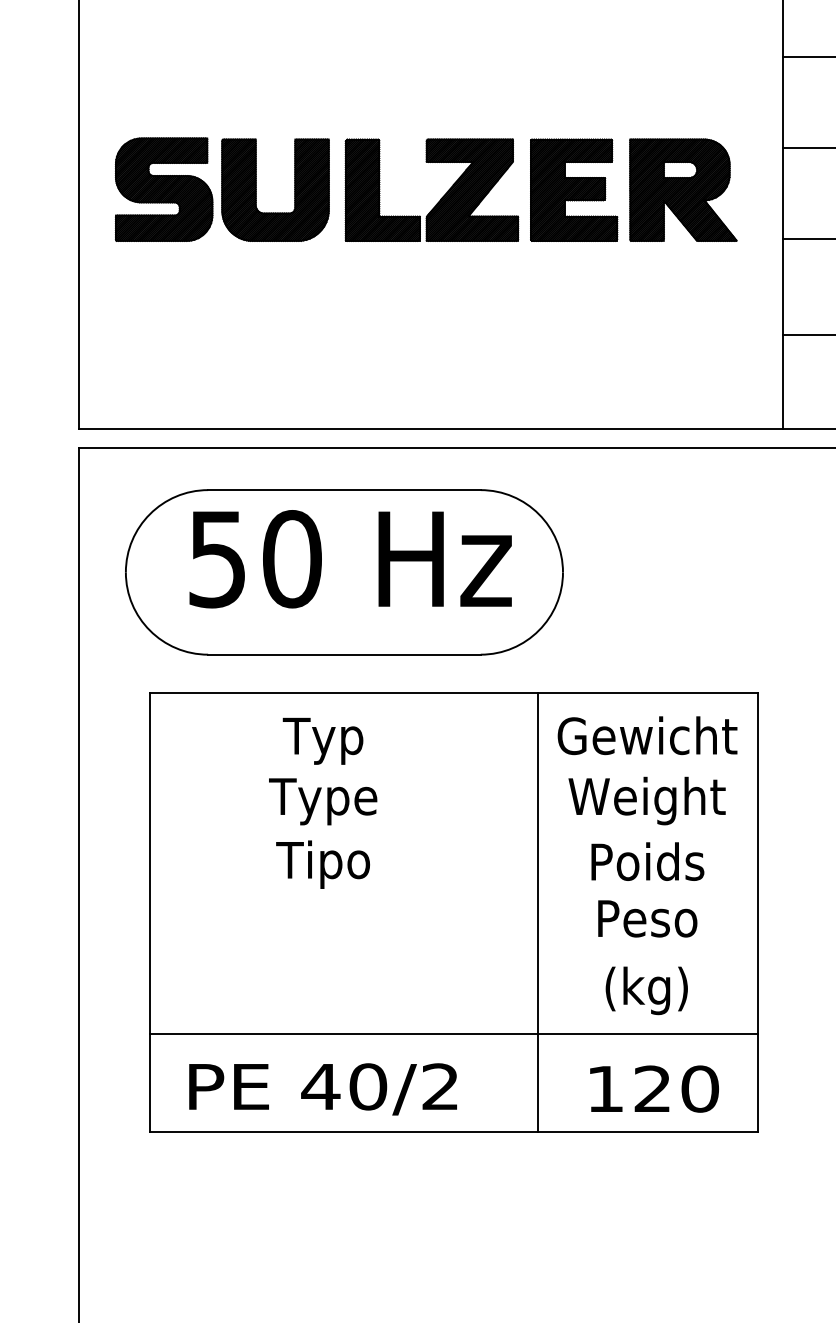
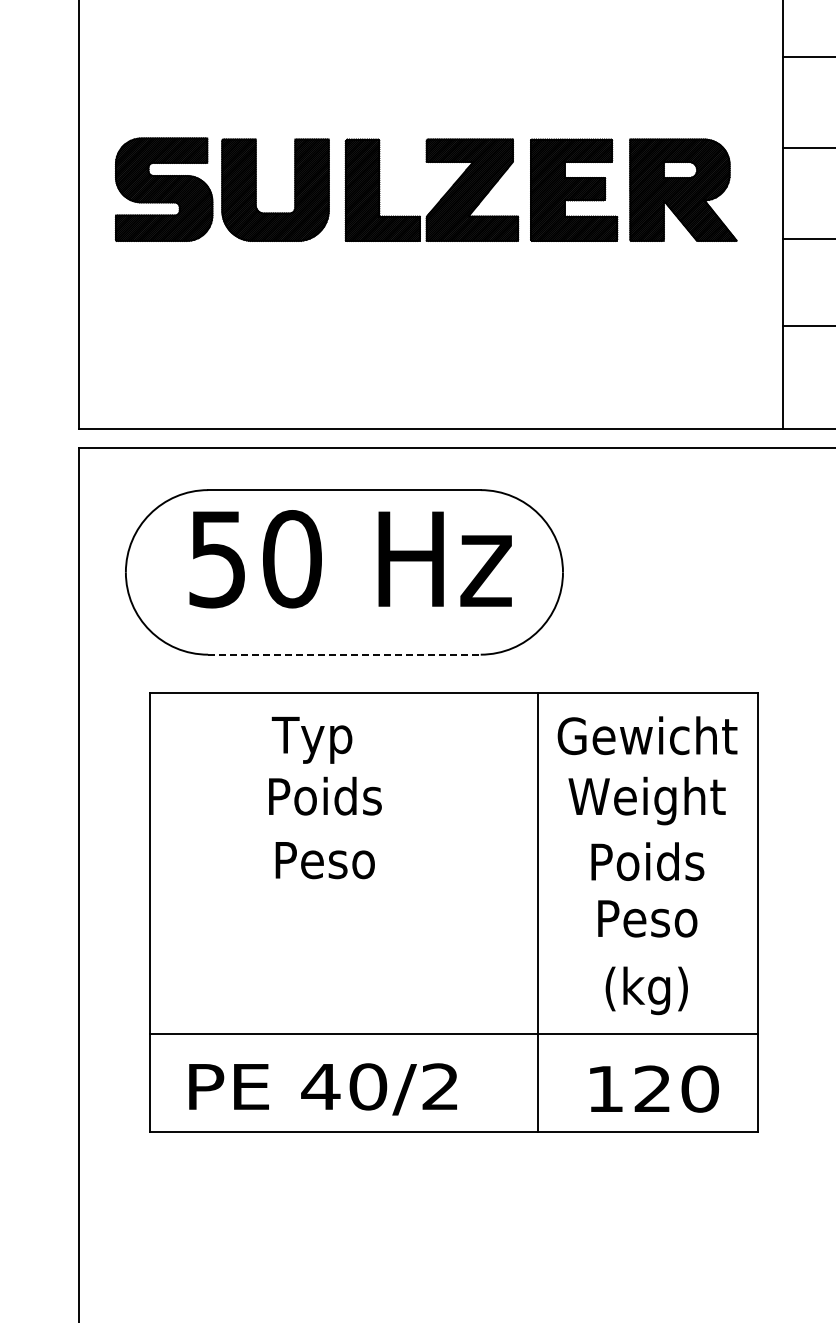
line position: (807, 335) -> (807, 326) (807, 326)
line: solid -> dashed (344, 654)
text position: (322, 740) -> (311, 739) (311, 739)
text: Type -> Poids (325, 800)
text: Tipo -> Peso (324, 864)
